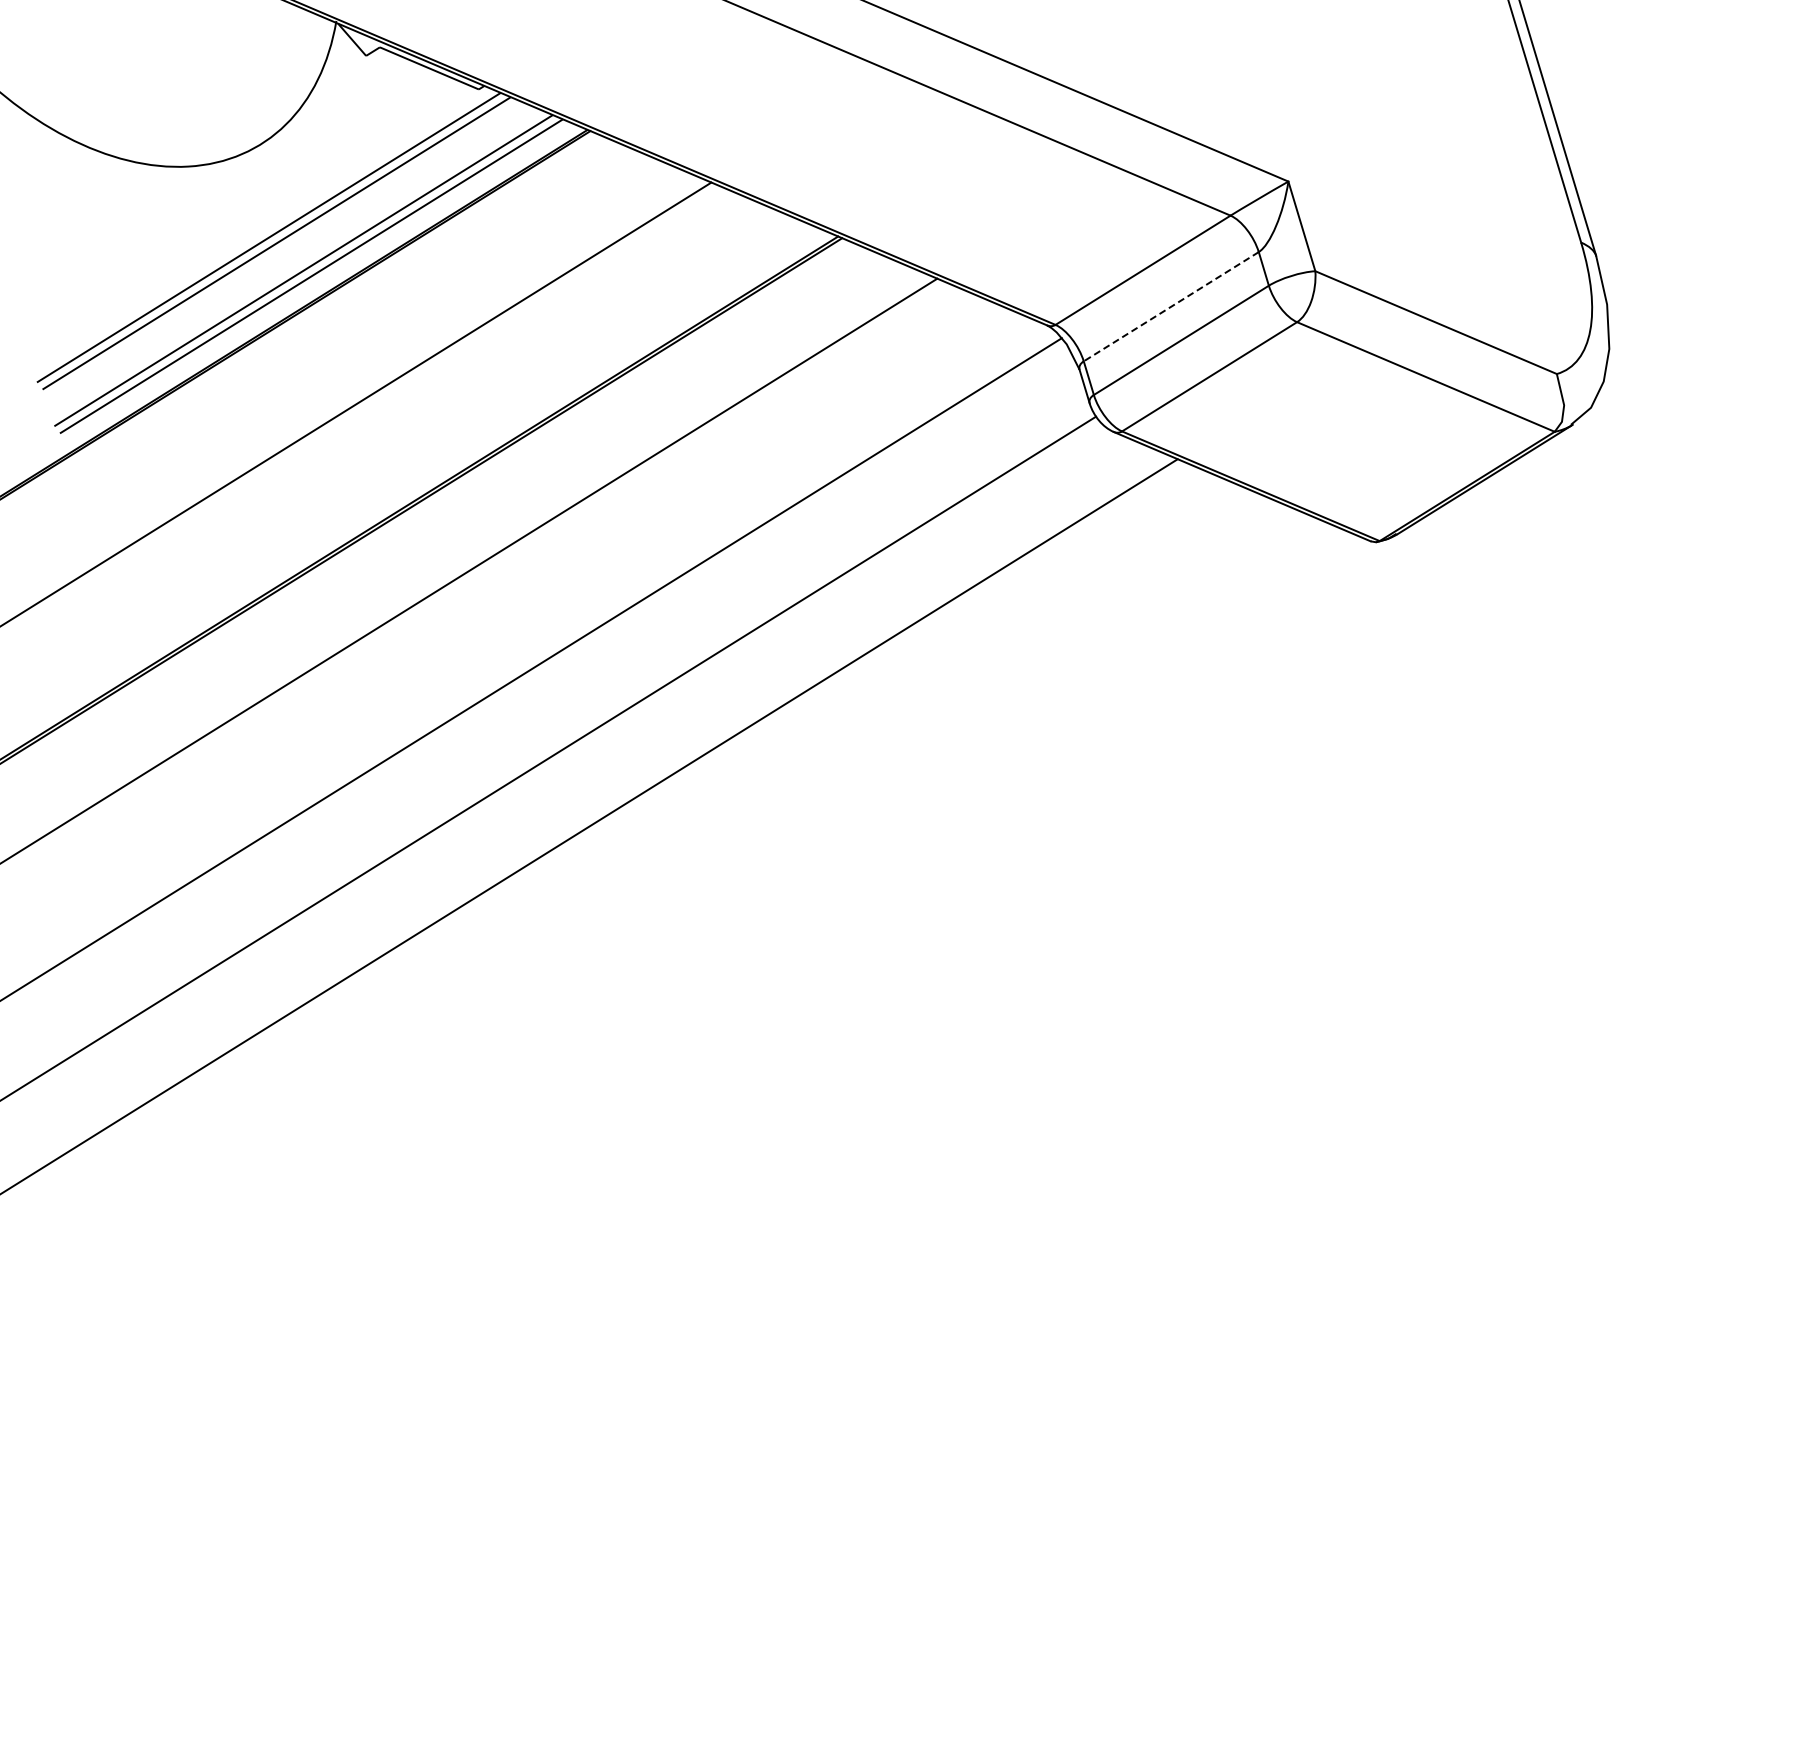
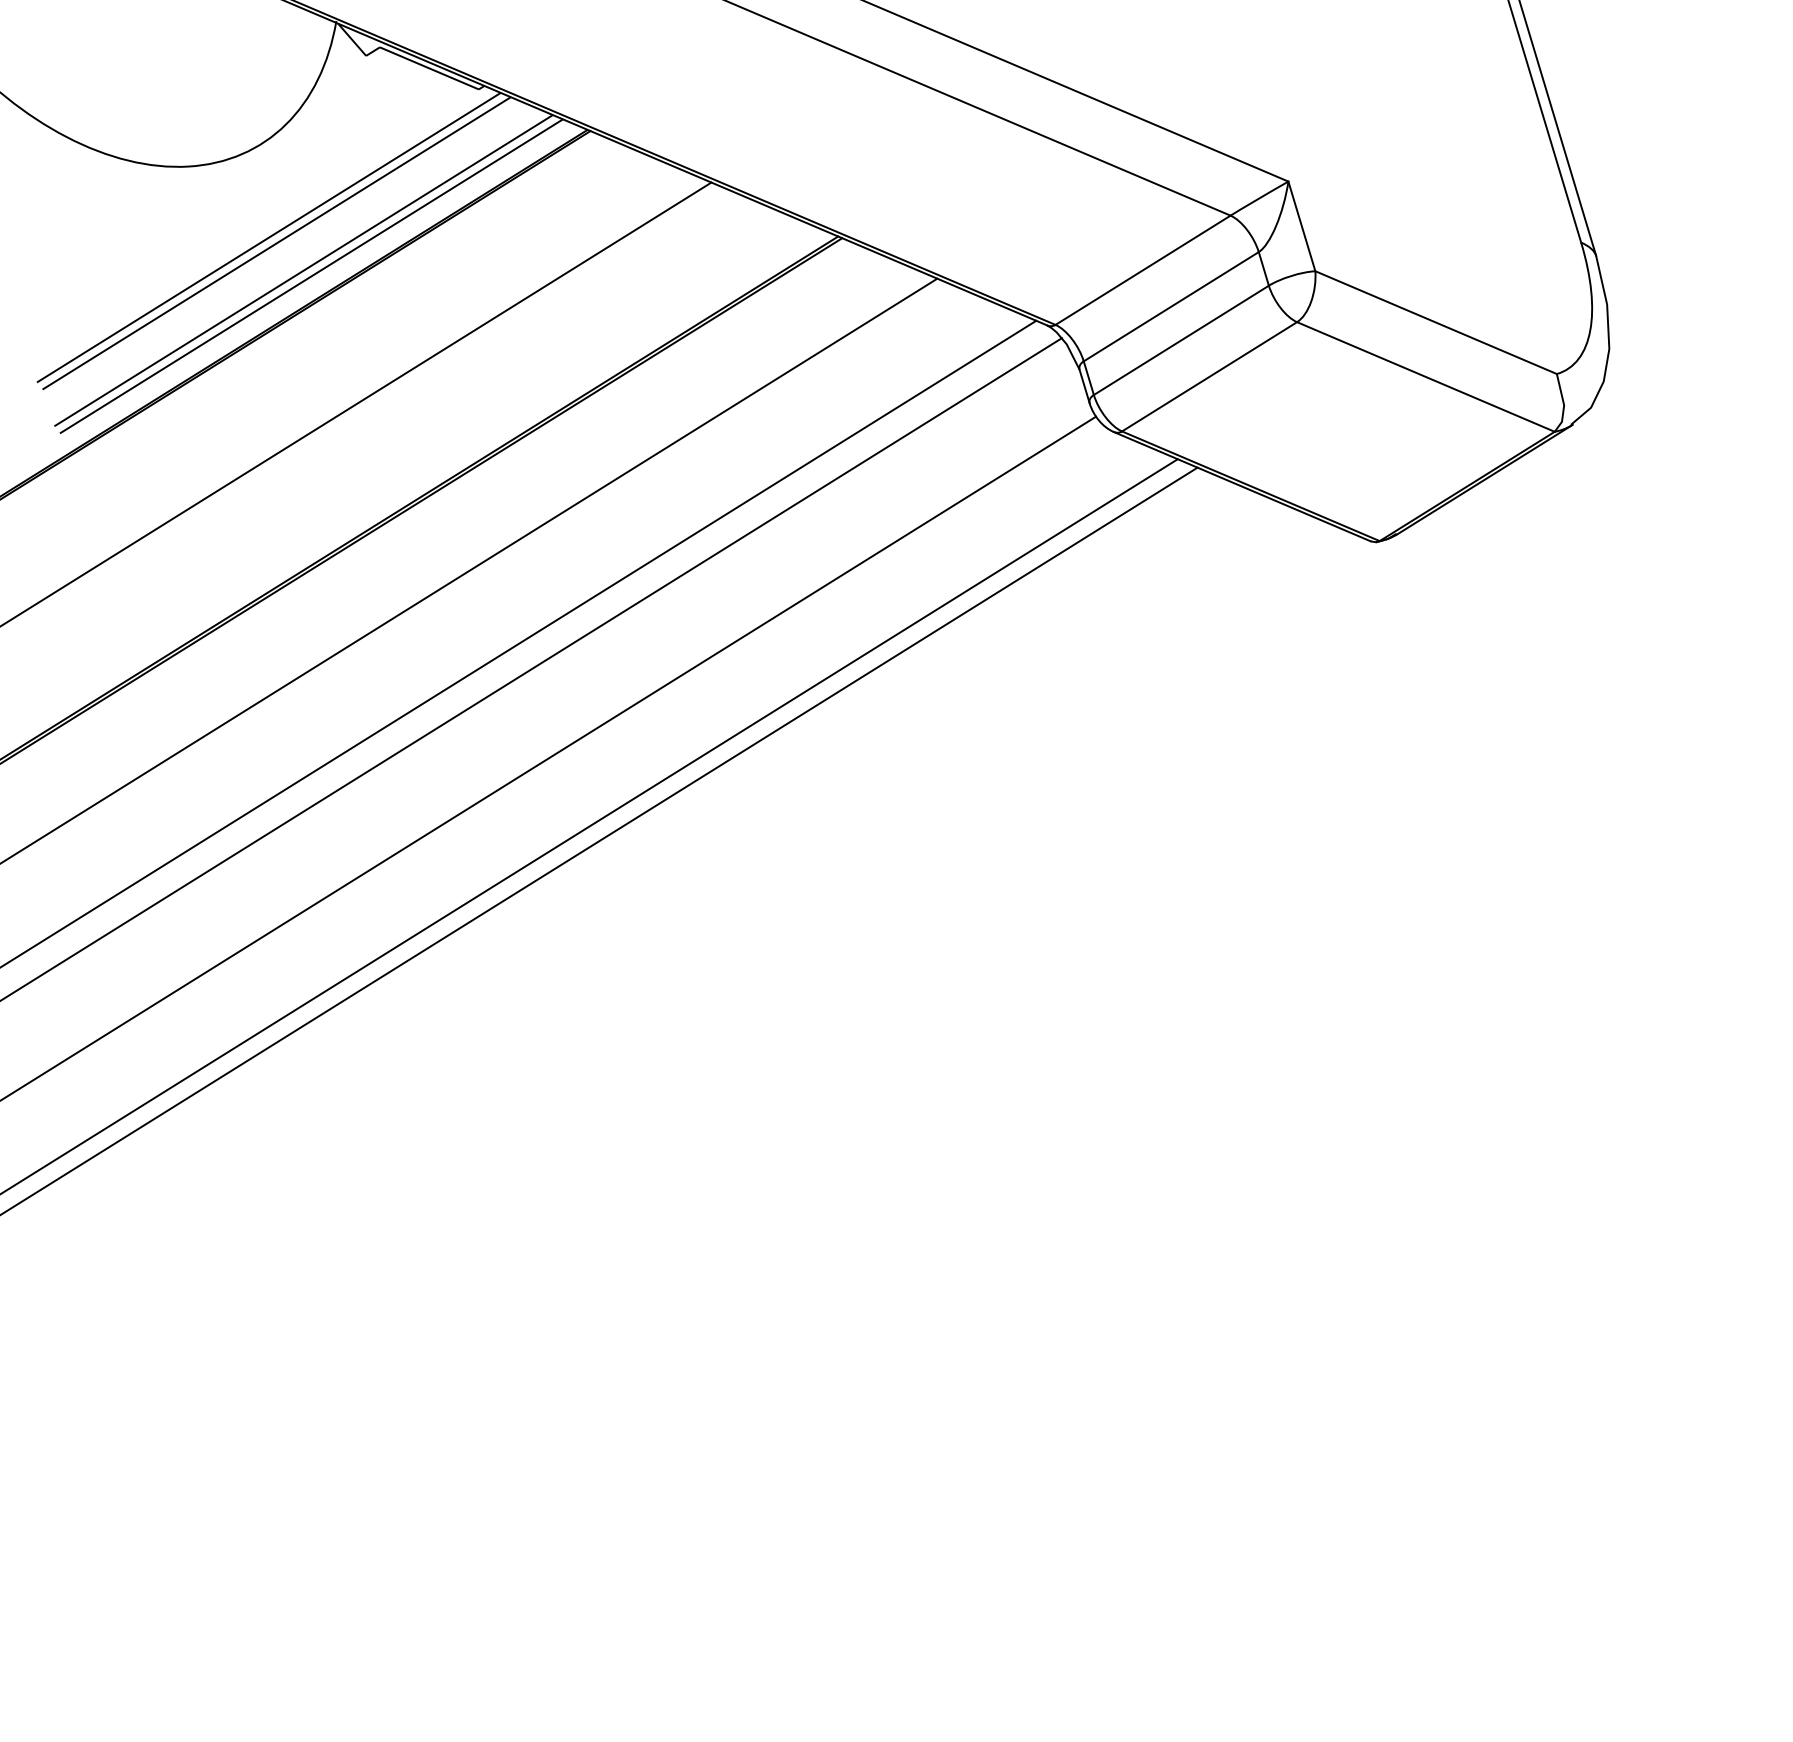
line: dashed -> solid (1170, 306)
line: none -> present (519, 643)
line: none -> present (599, 840)
